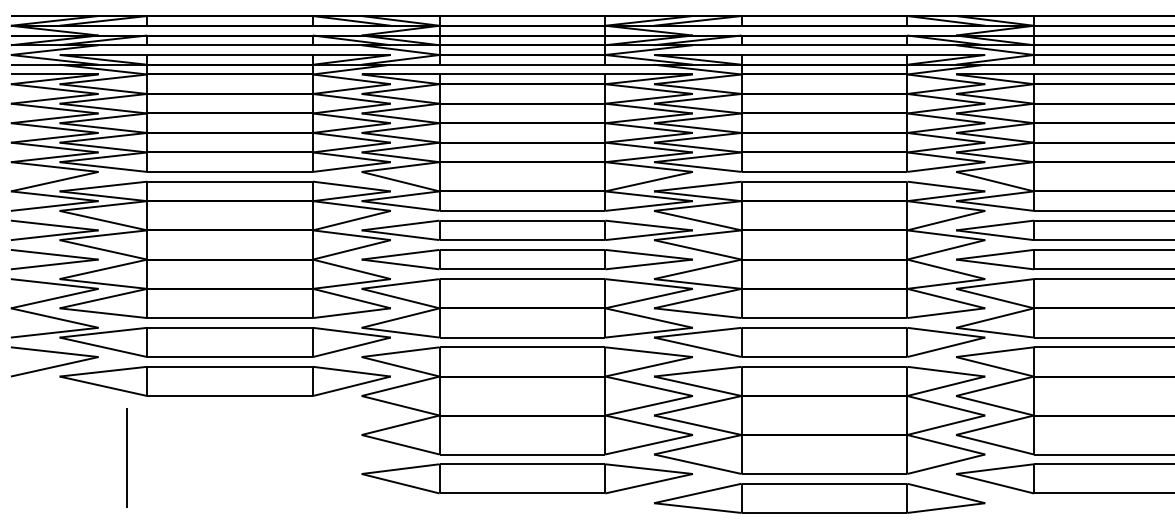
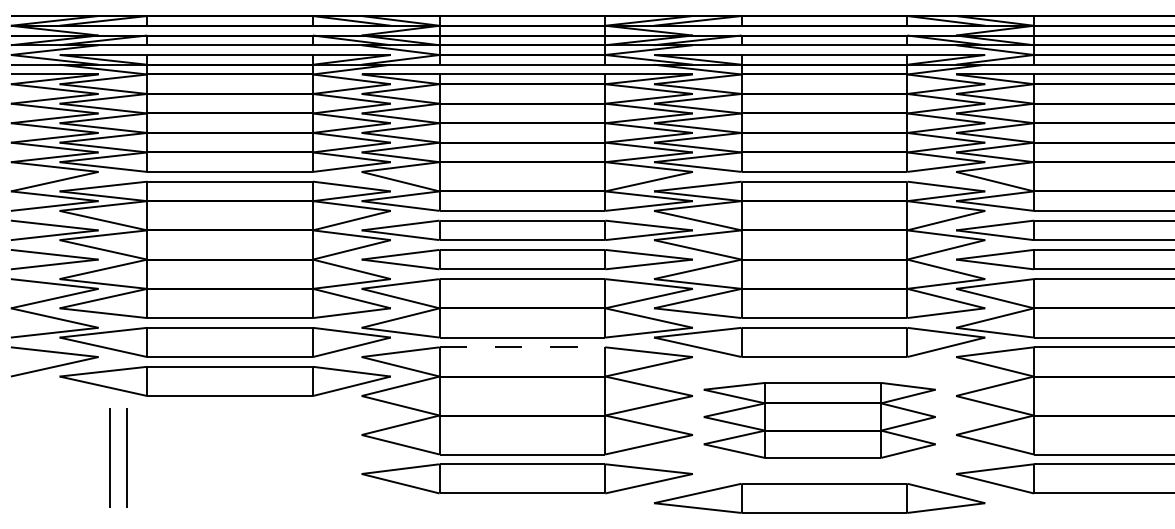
line: solid -> dashed (522, 347)
part size: 332x109 px -> 233x77 px (819, 420)
line: none -> present (109, 457)
